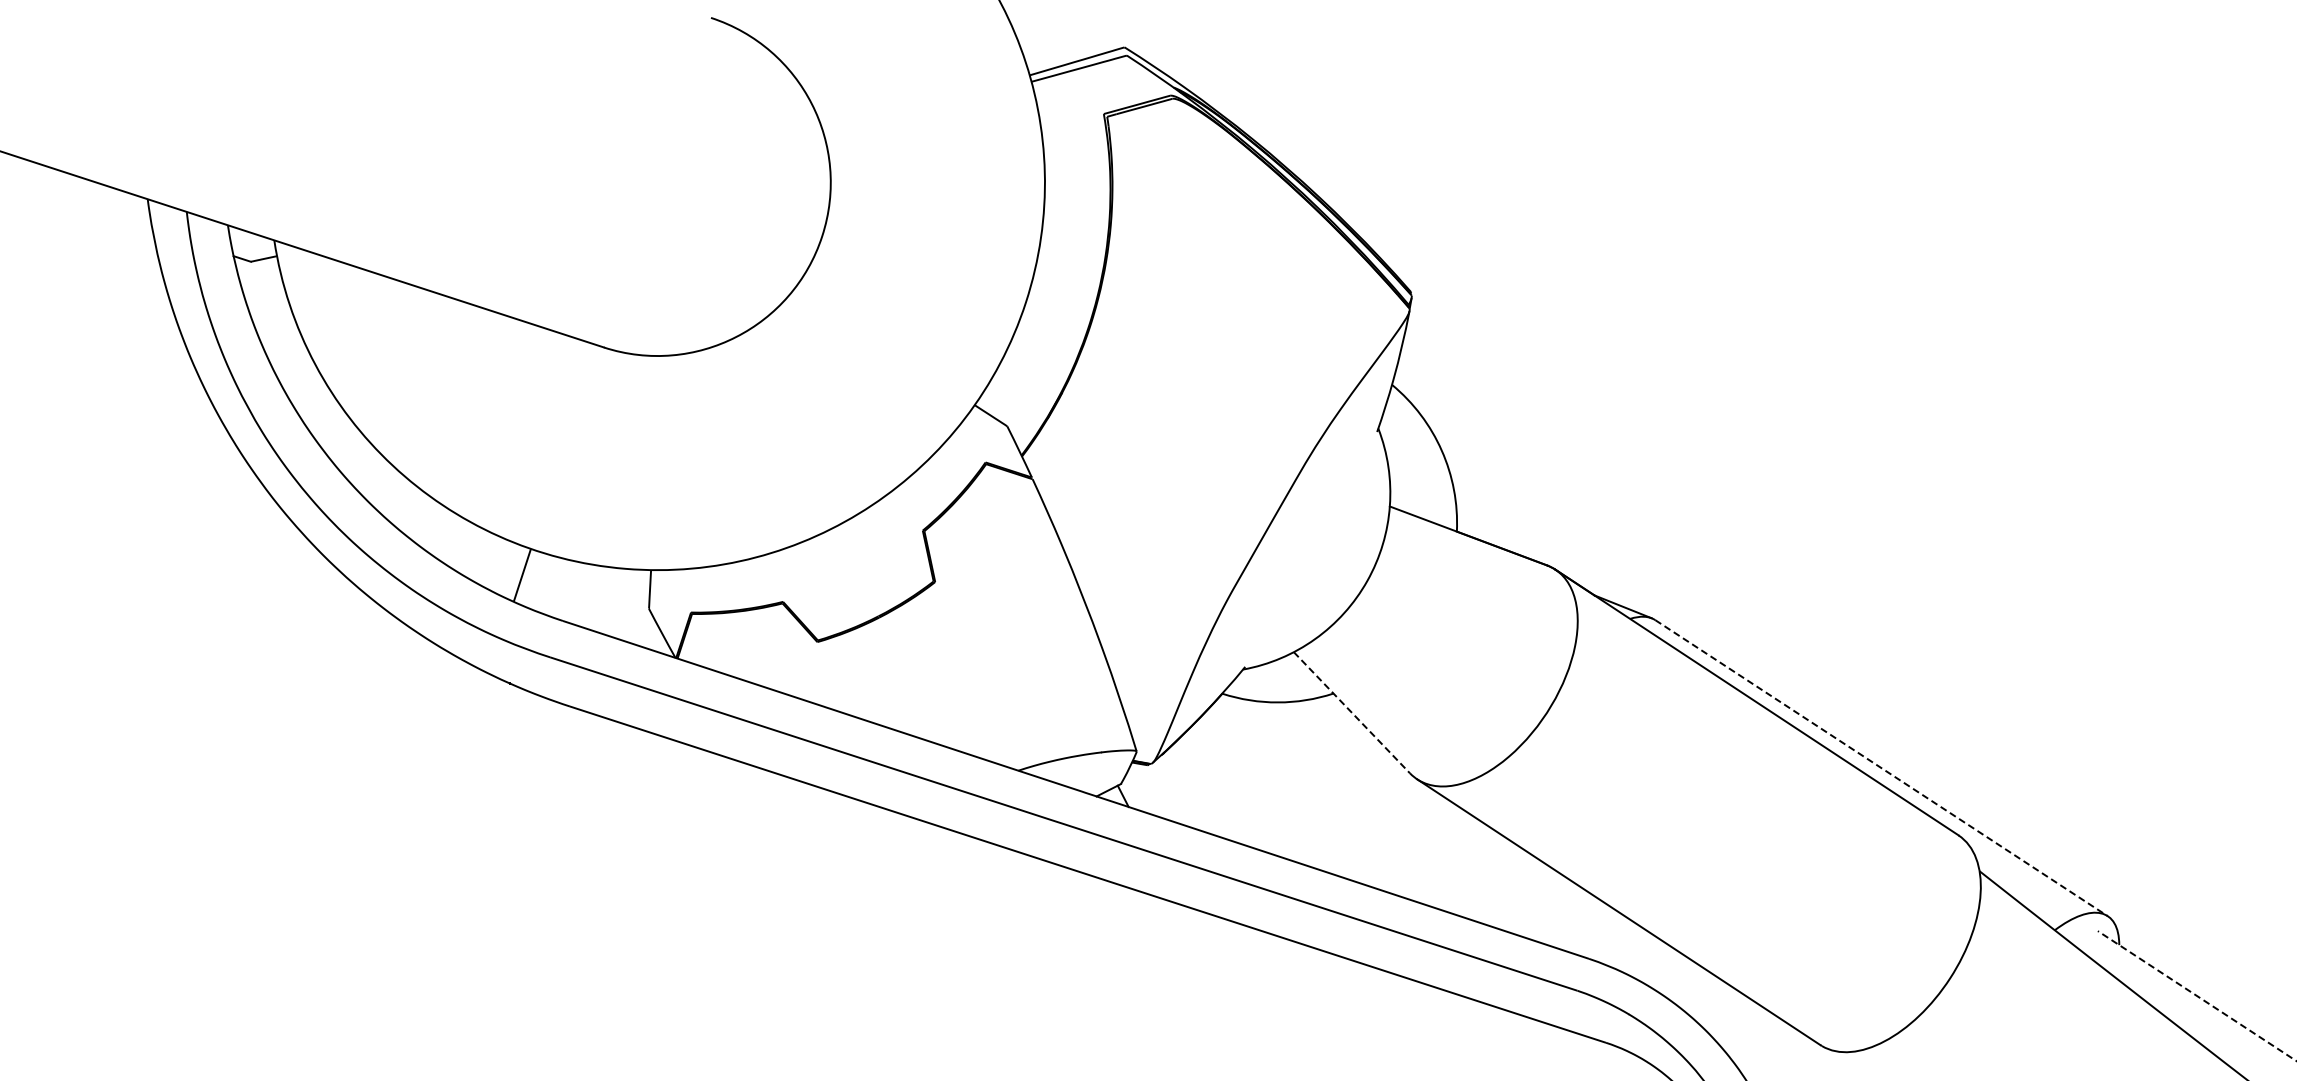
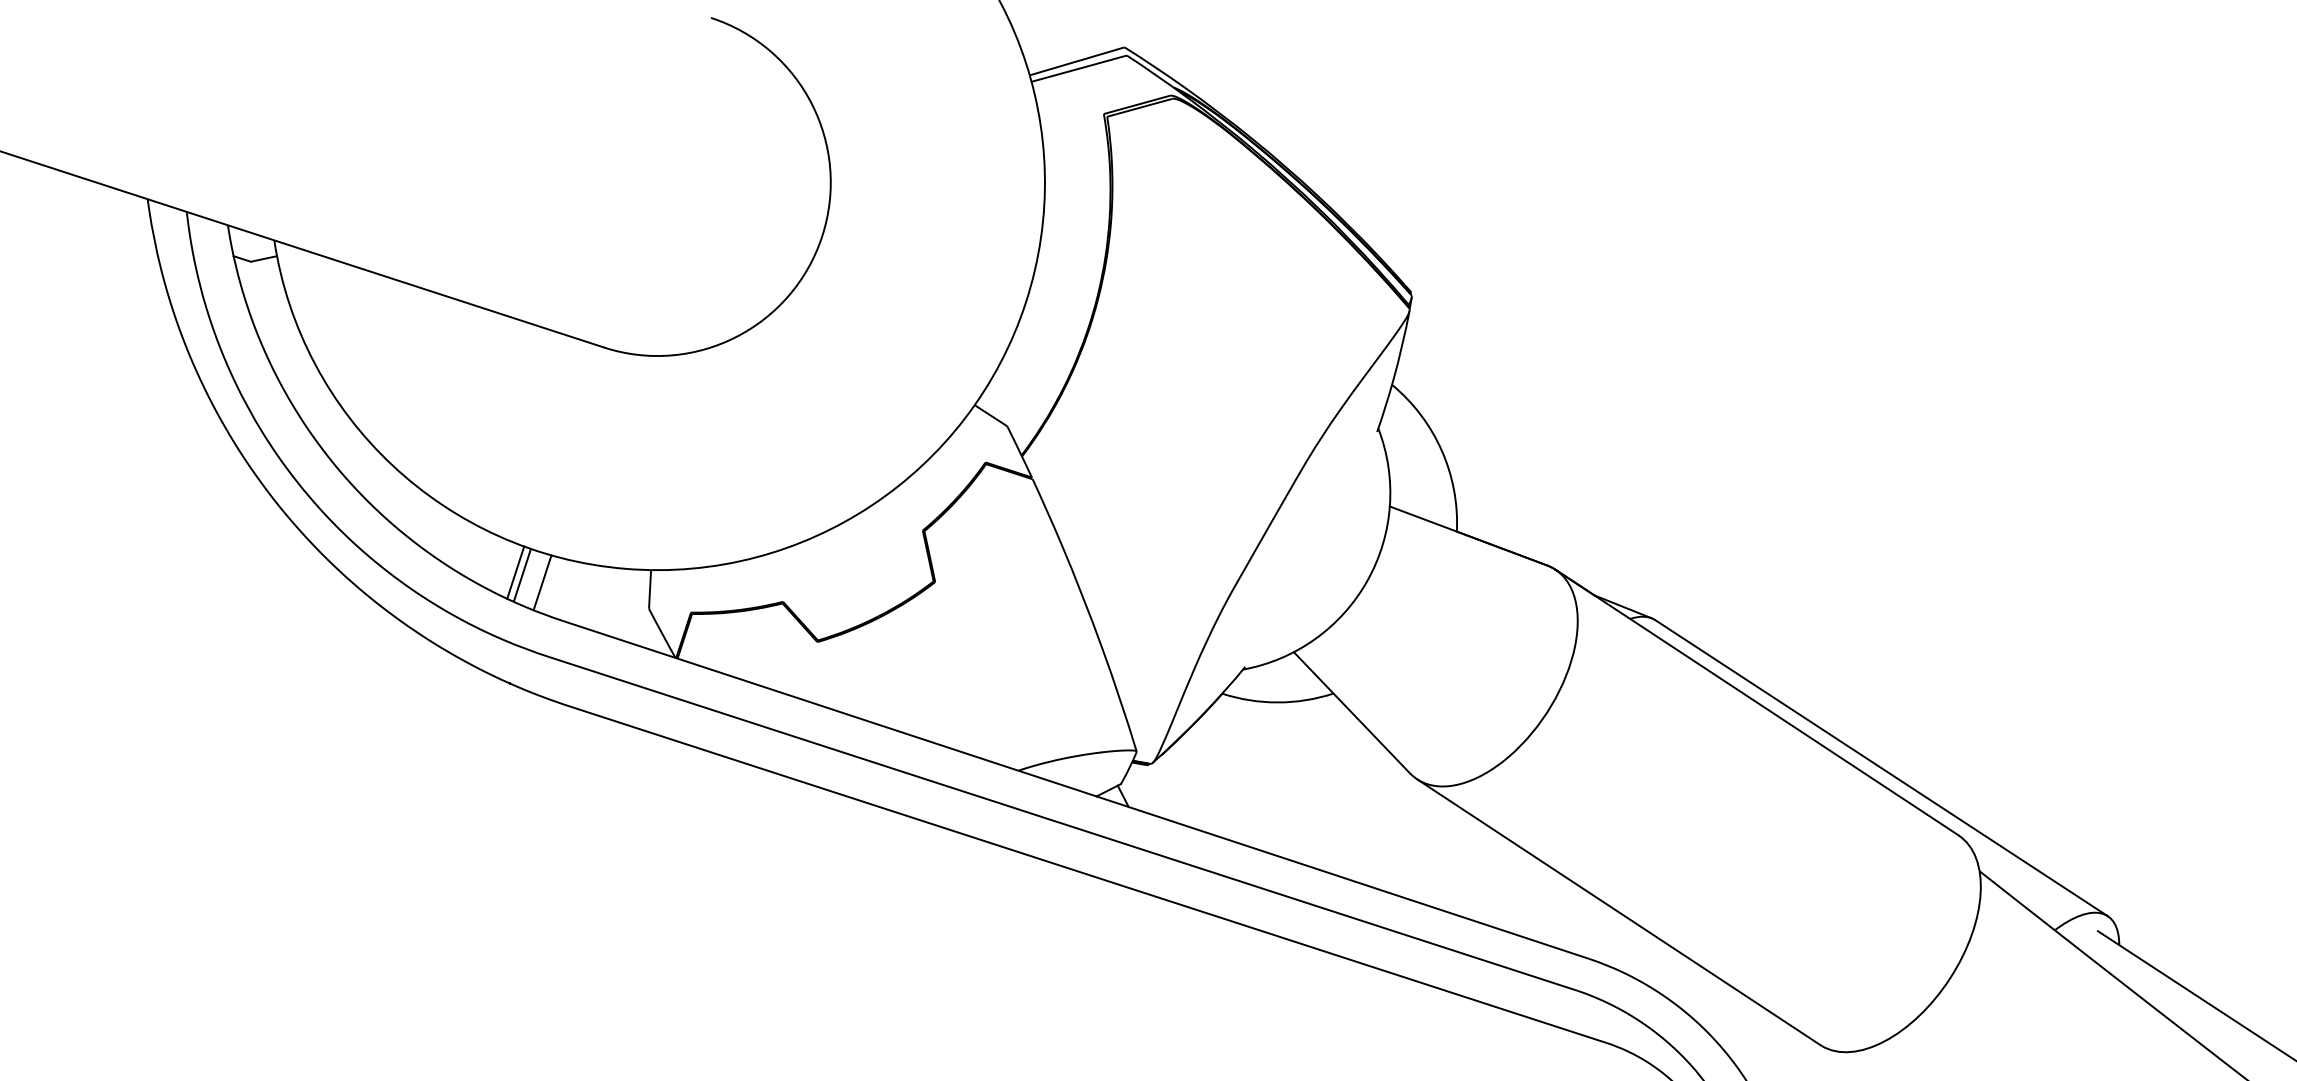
line: none -> present (515, 572)
line: none -> present (542, 582)
line: dashed -> solid (1351, 712)
line: dashed -> solid (1881, 768)
line: dashed -> solid (2196, 995)
